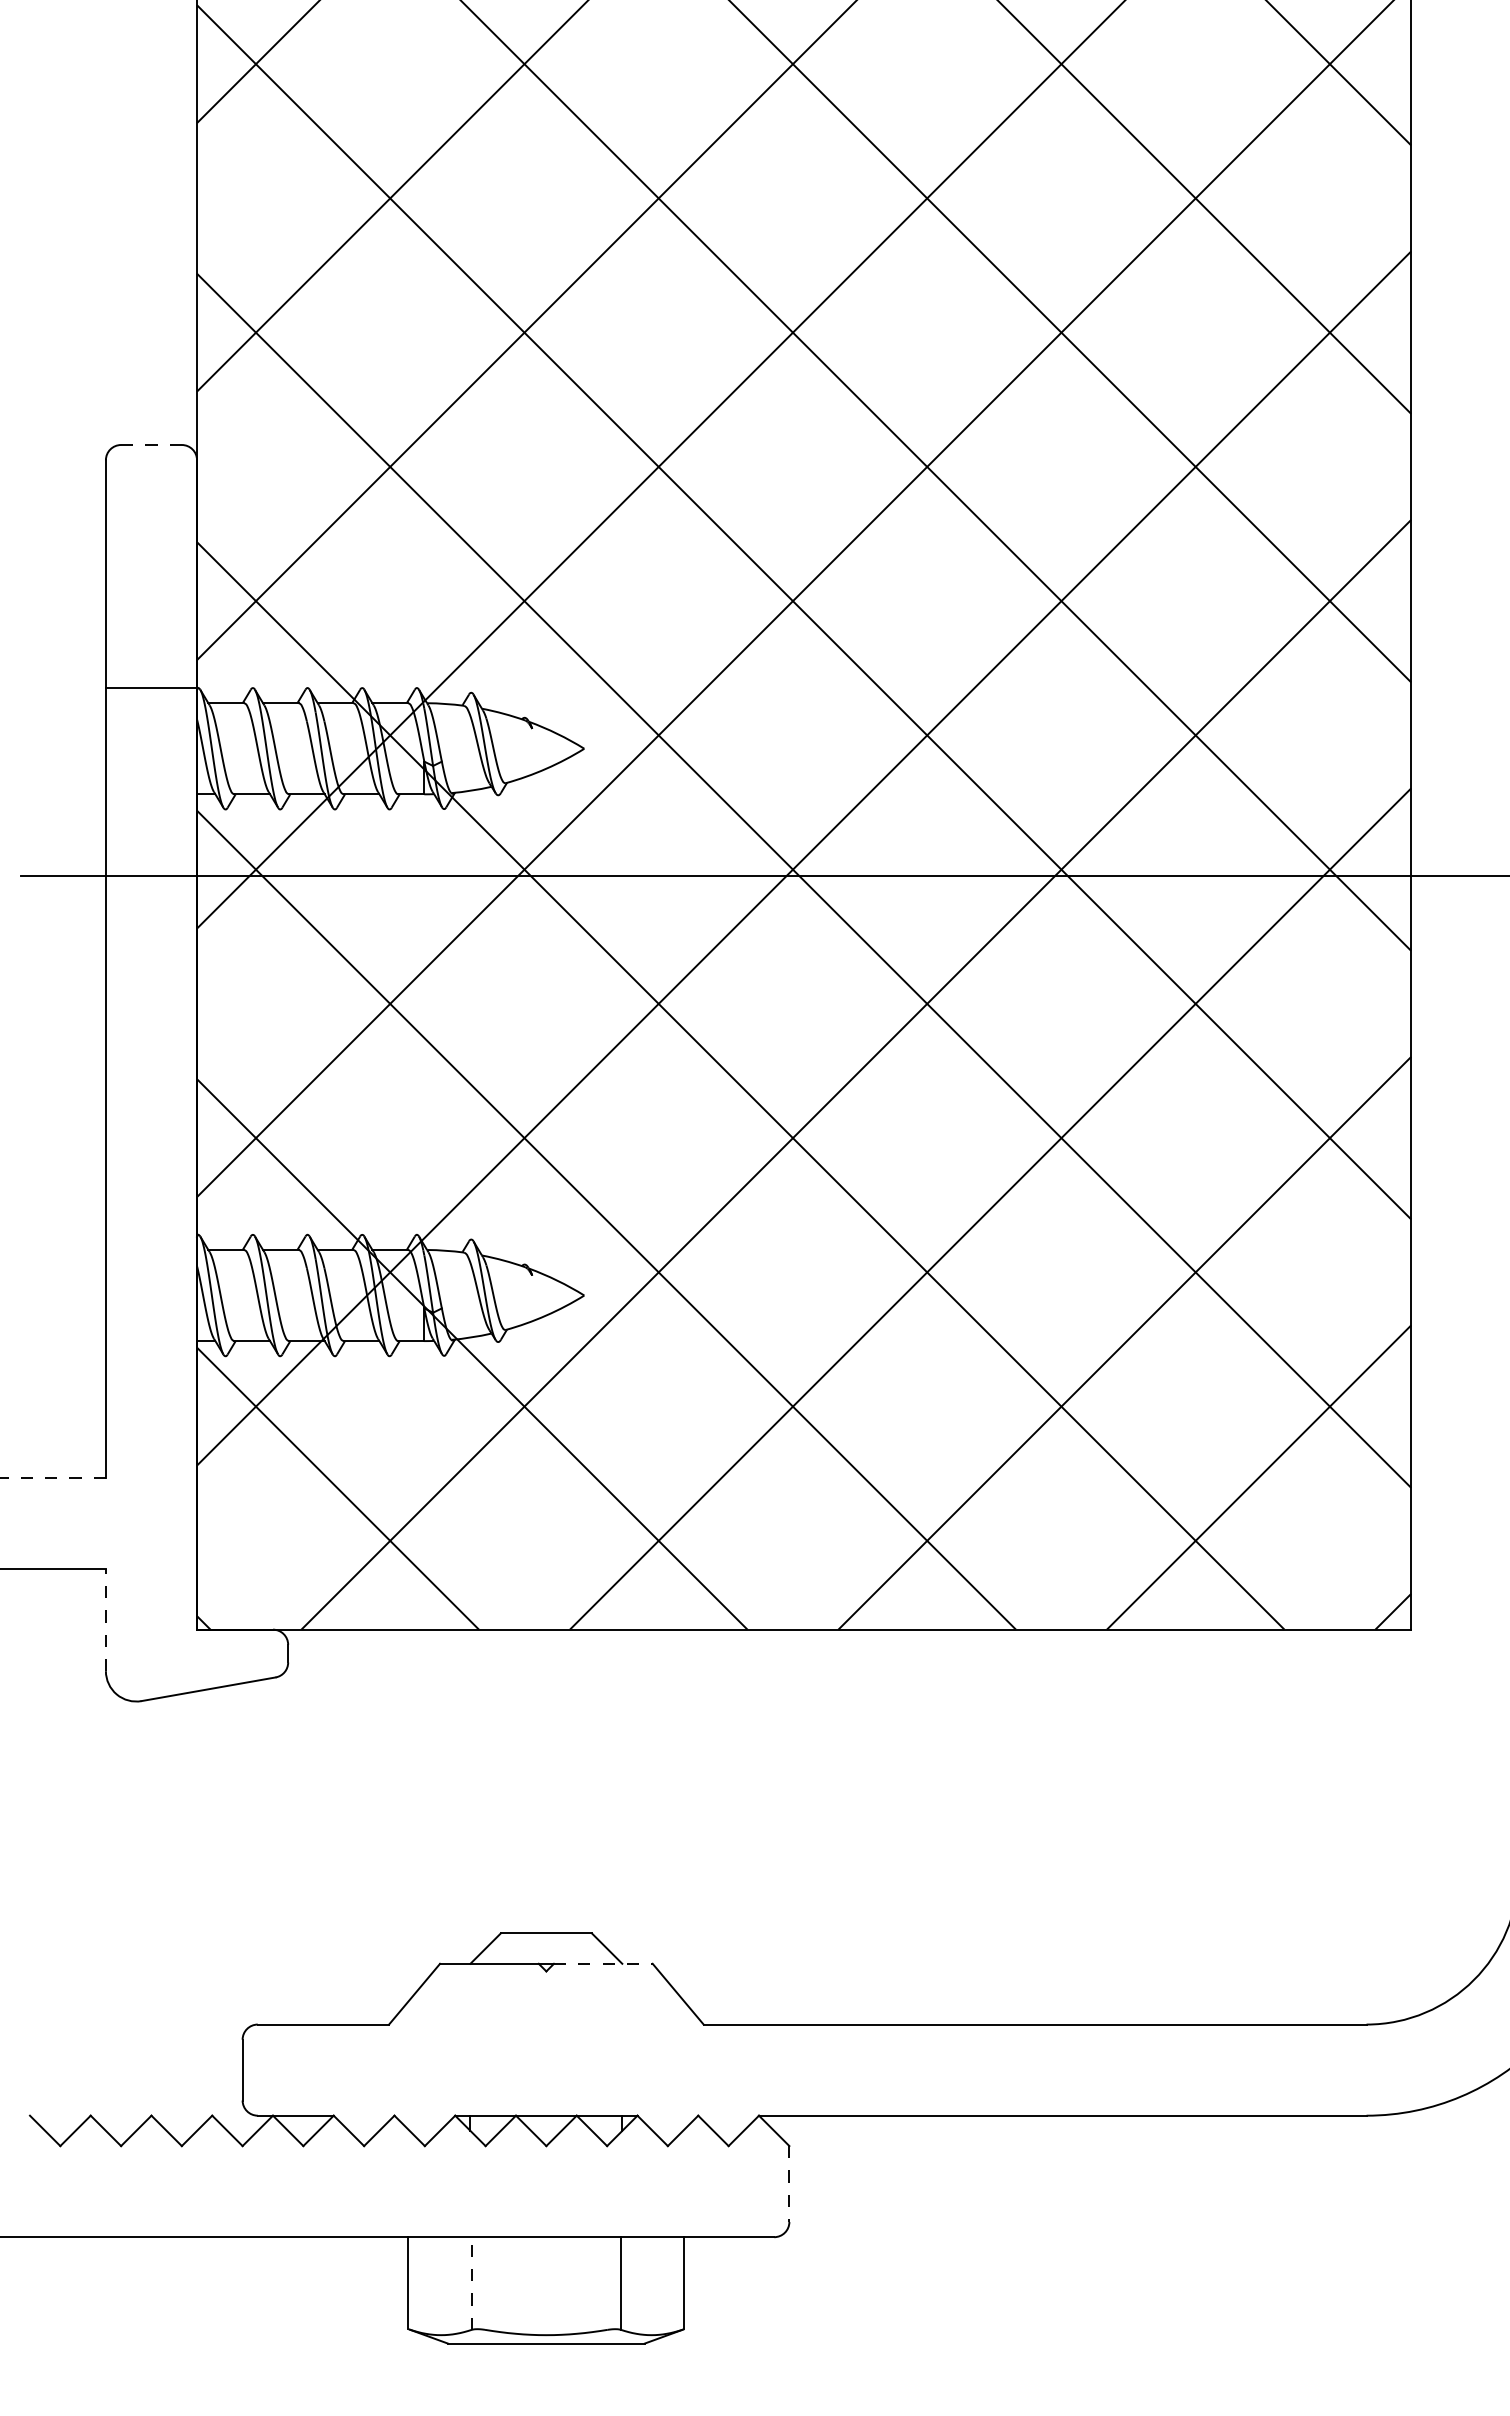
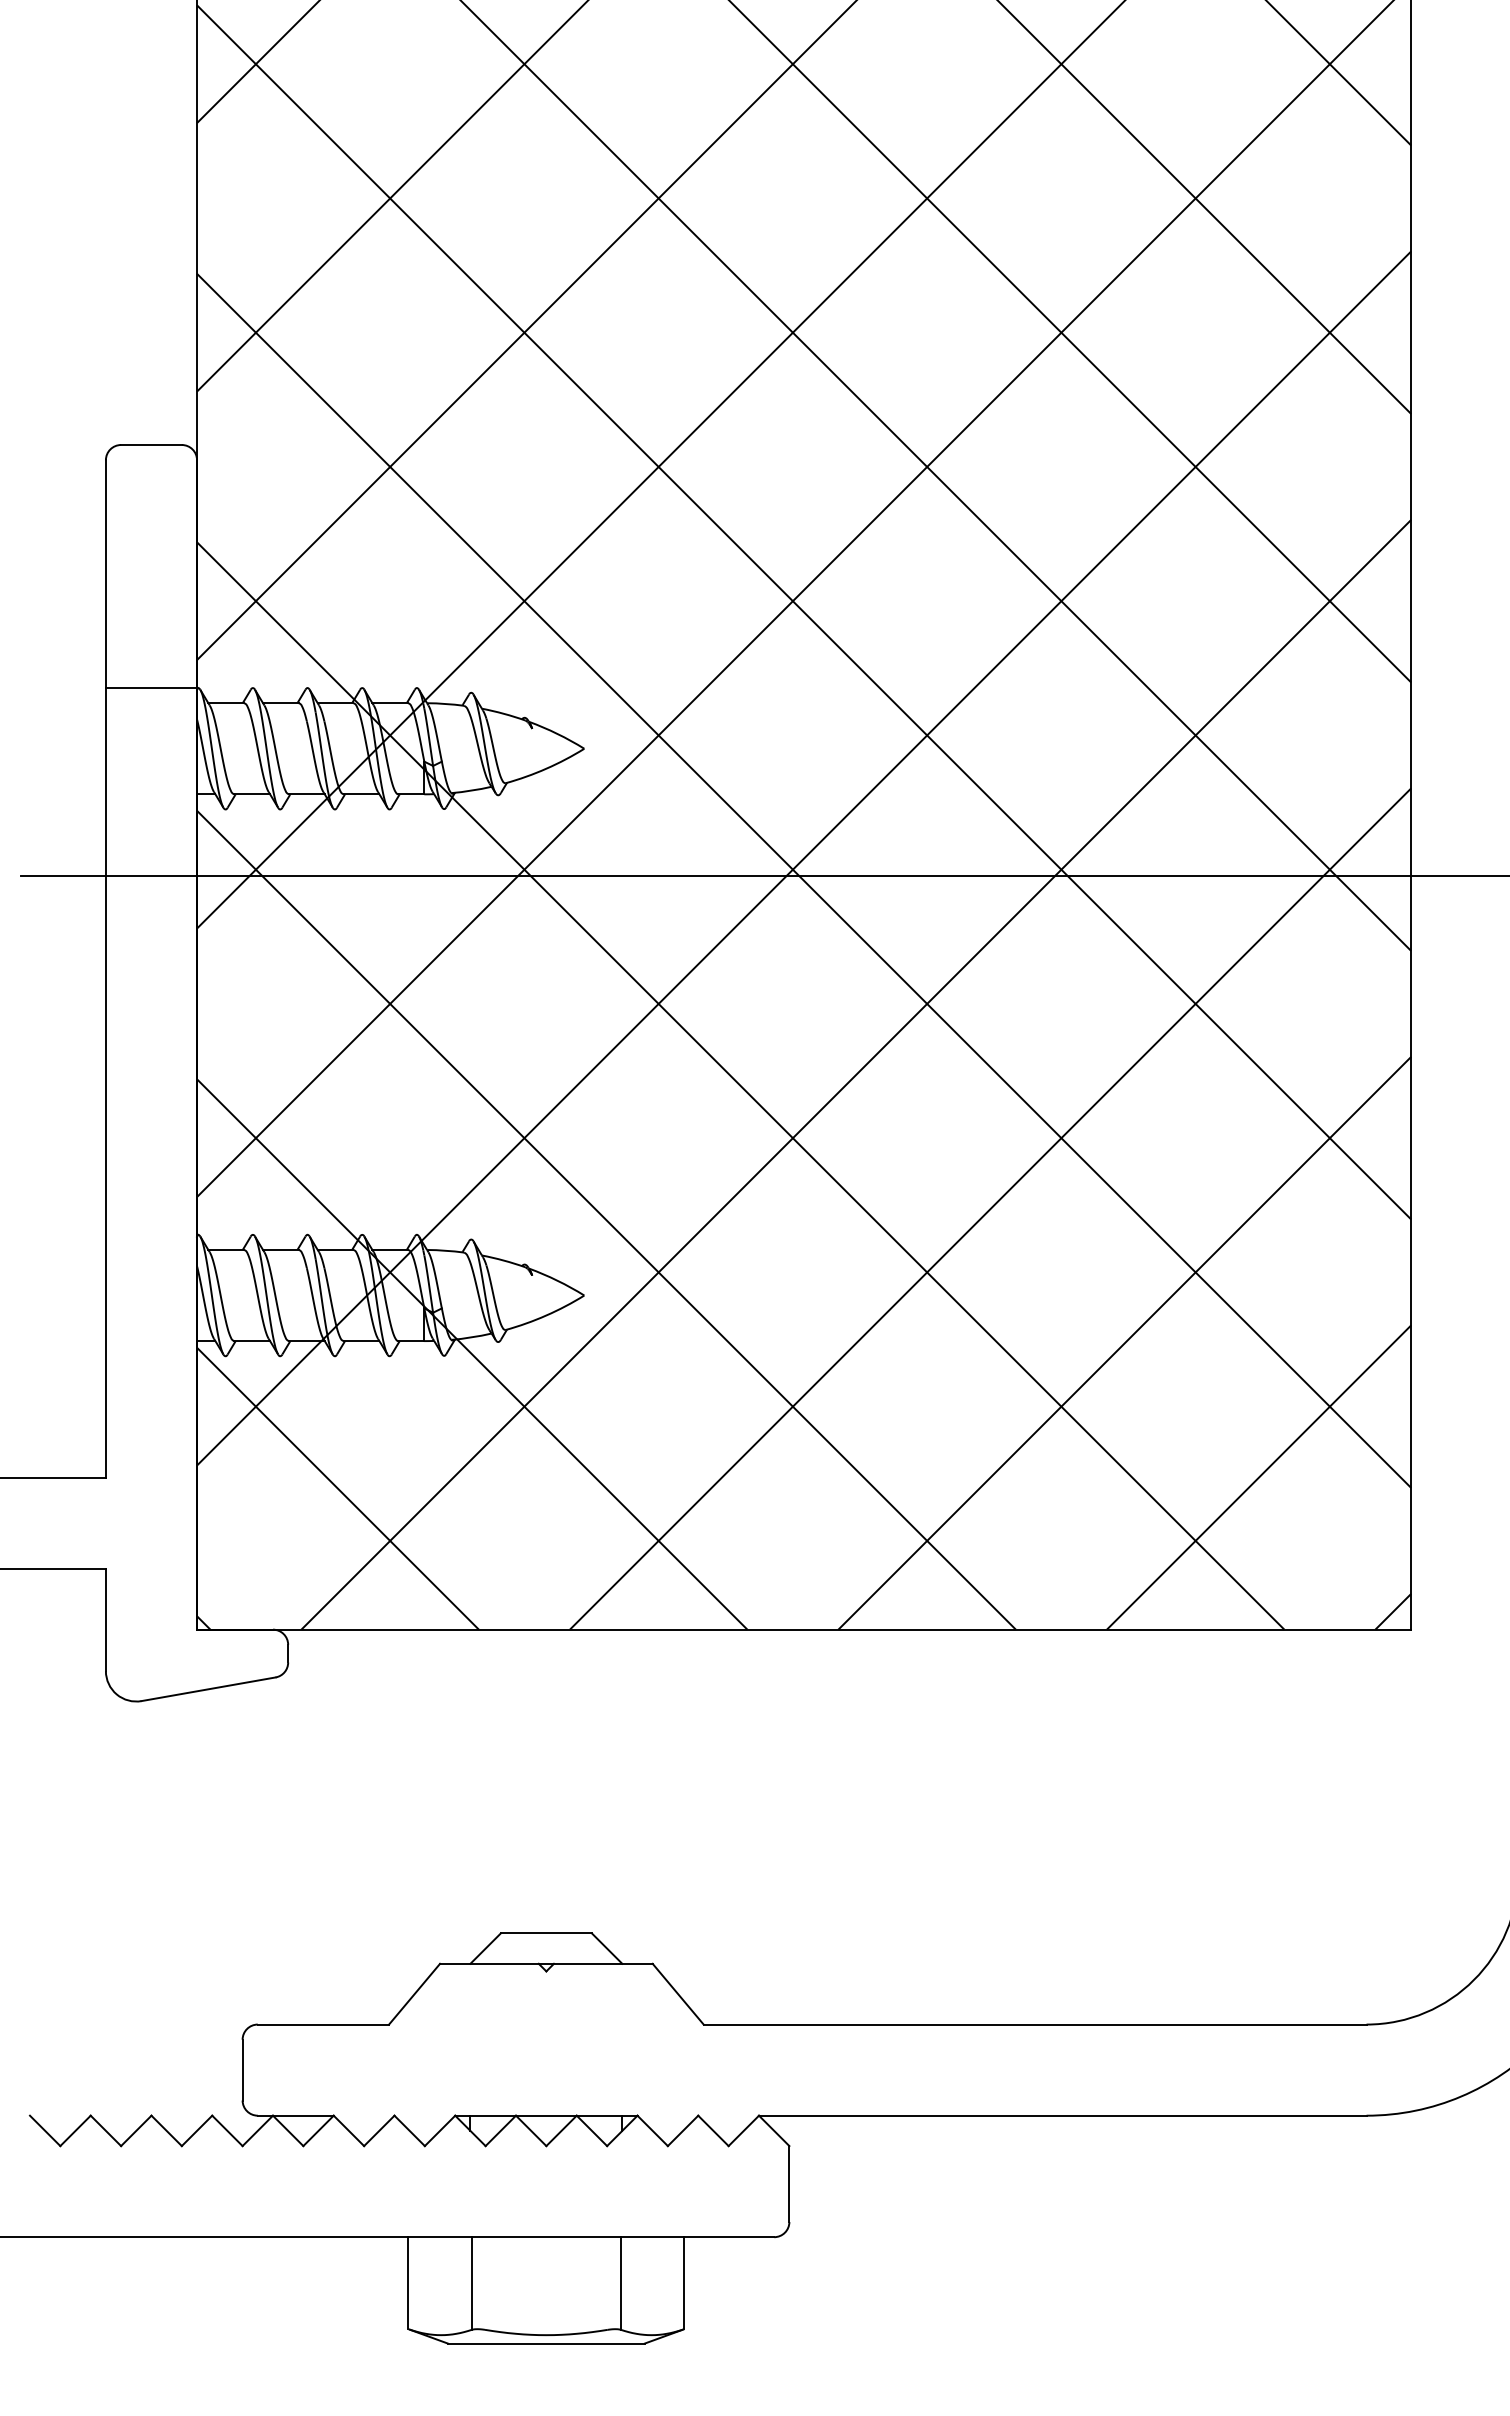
line: dashed -> solid (150, 445)
line: dashed -> solid (53, 1477)
line: dashed -> solid (105, 1619)
line: dashed -> solid (603, 1963)
line: dashed -> solid (789, 2184)
line: dashed -> solid (471, 2283)
